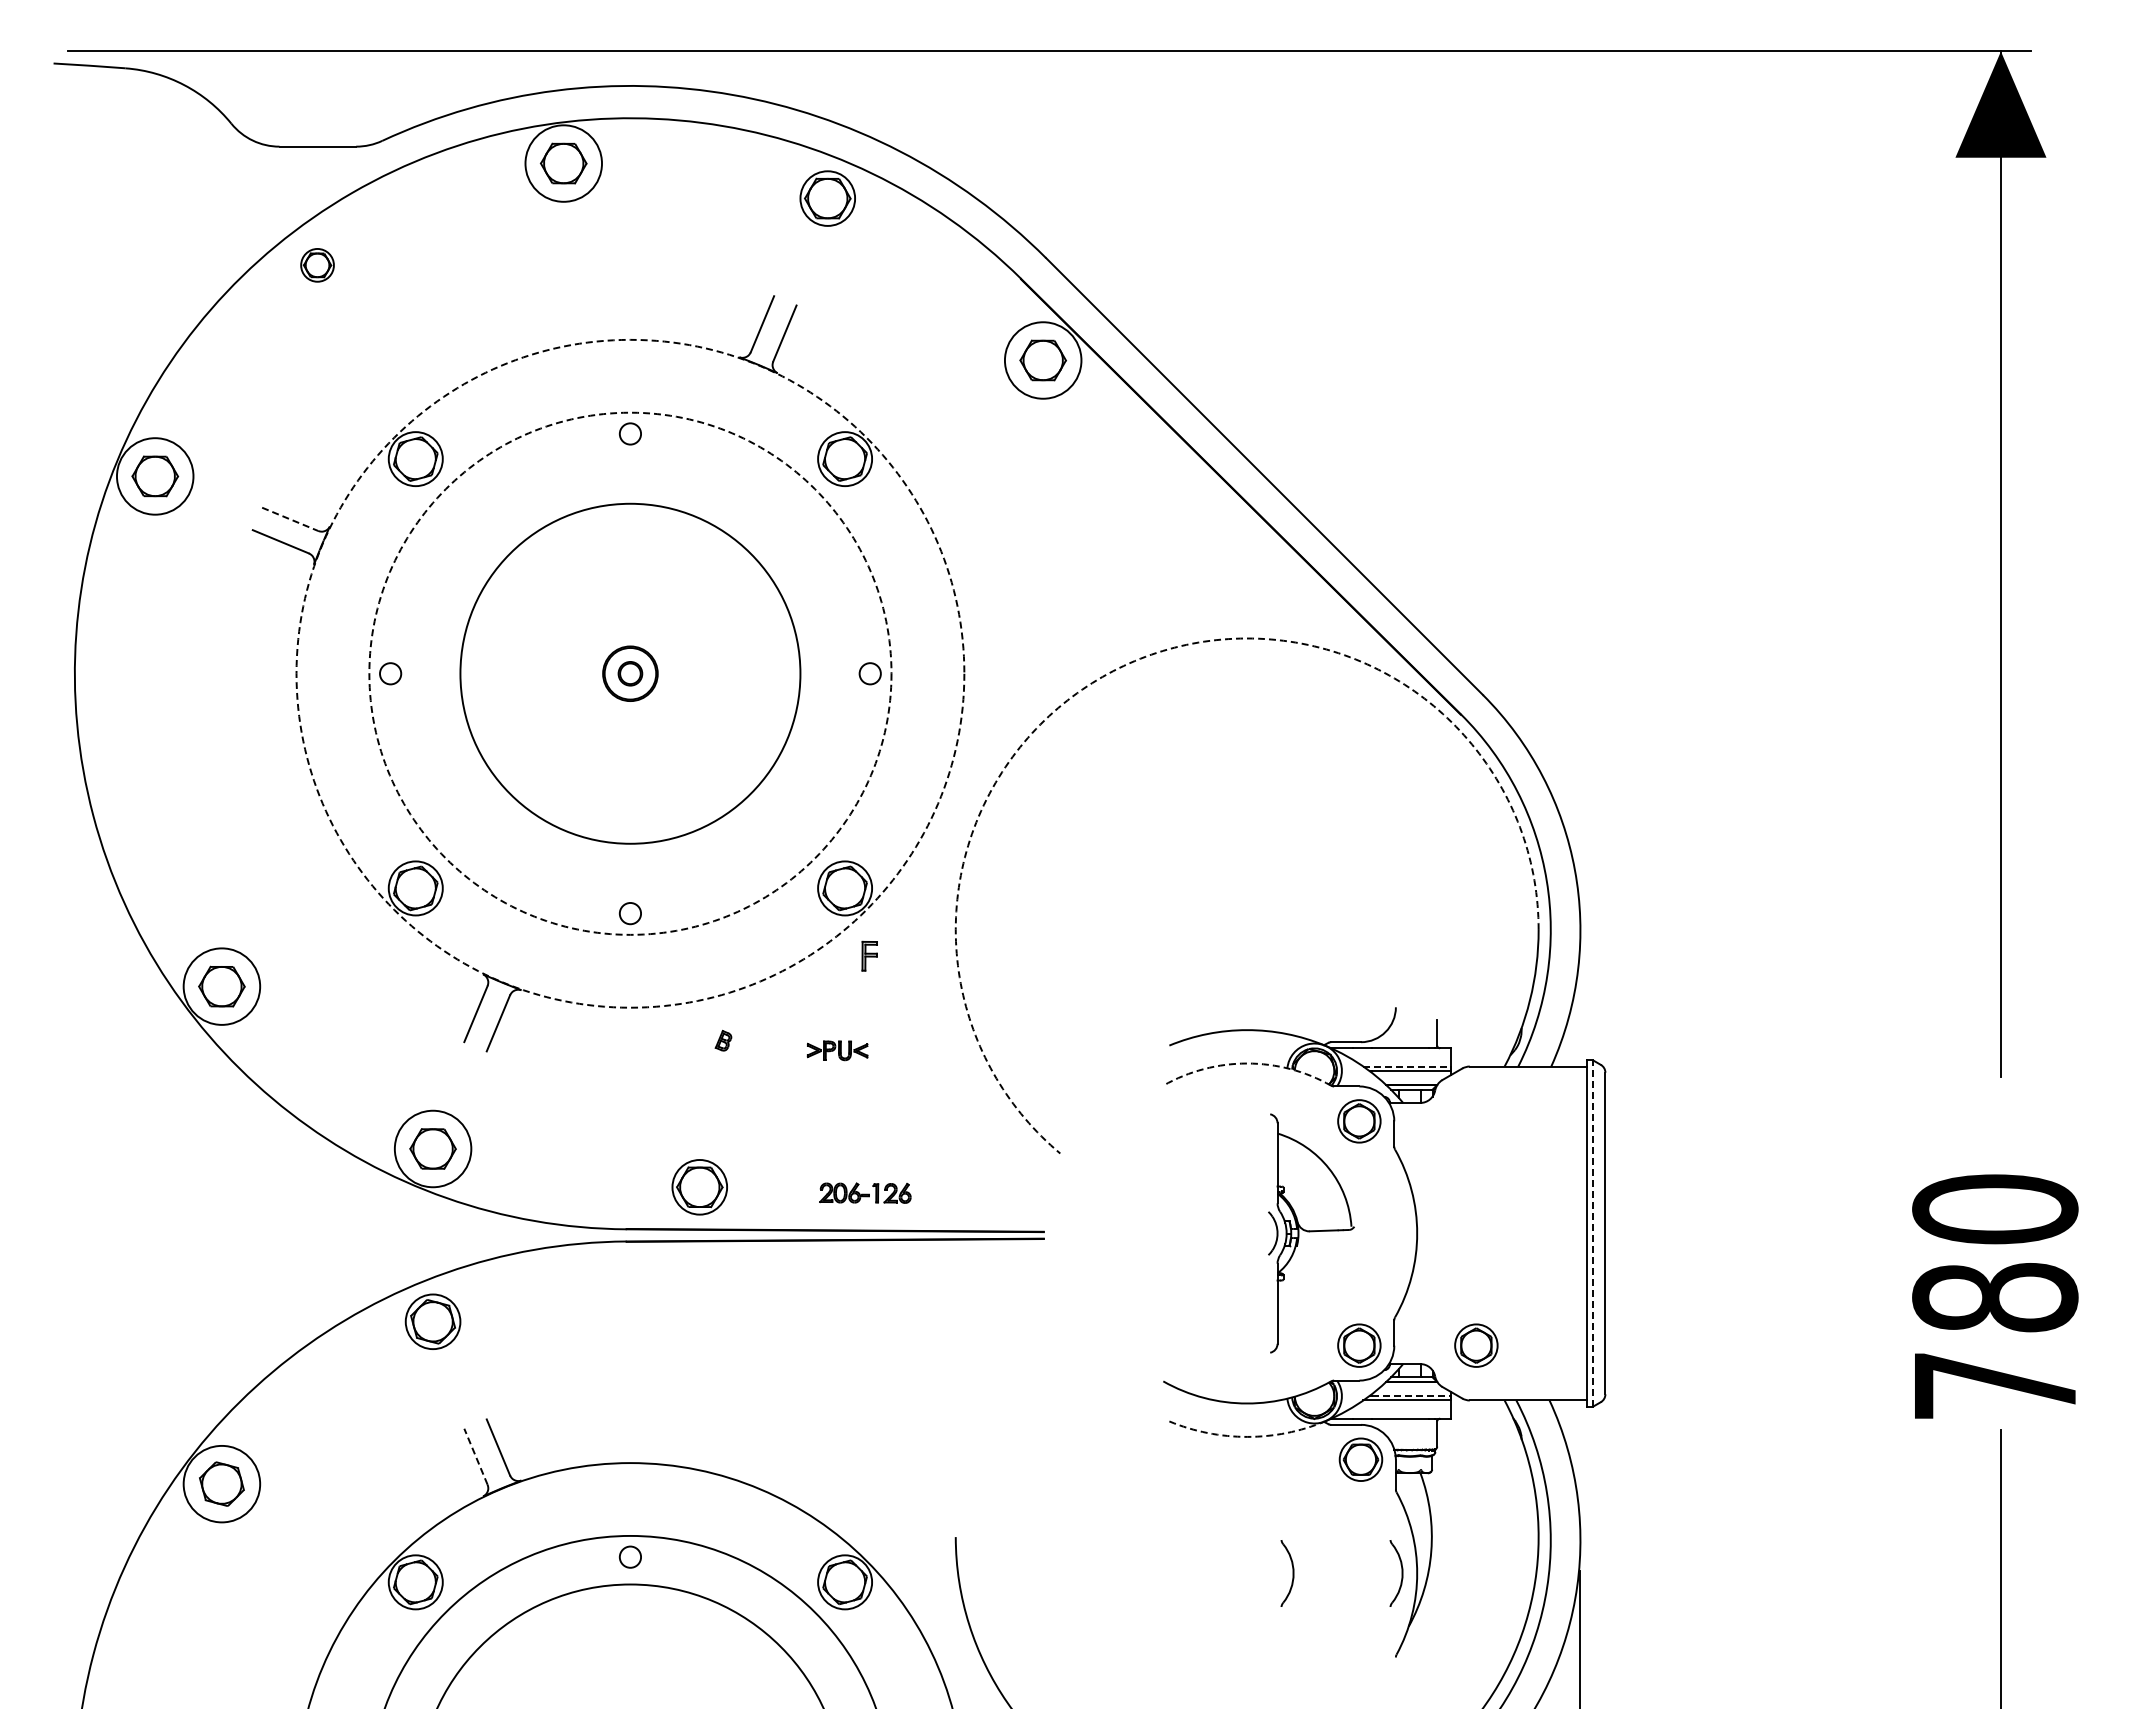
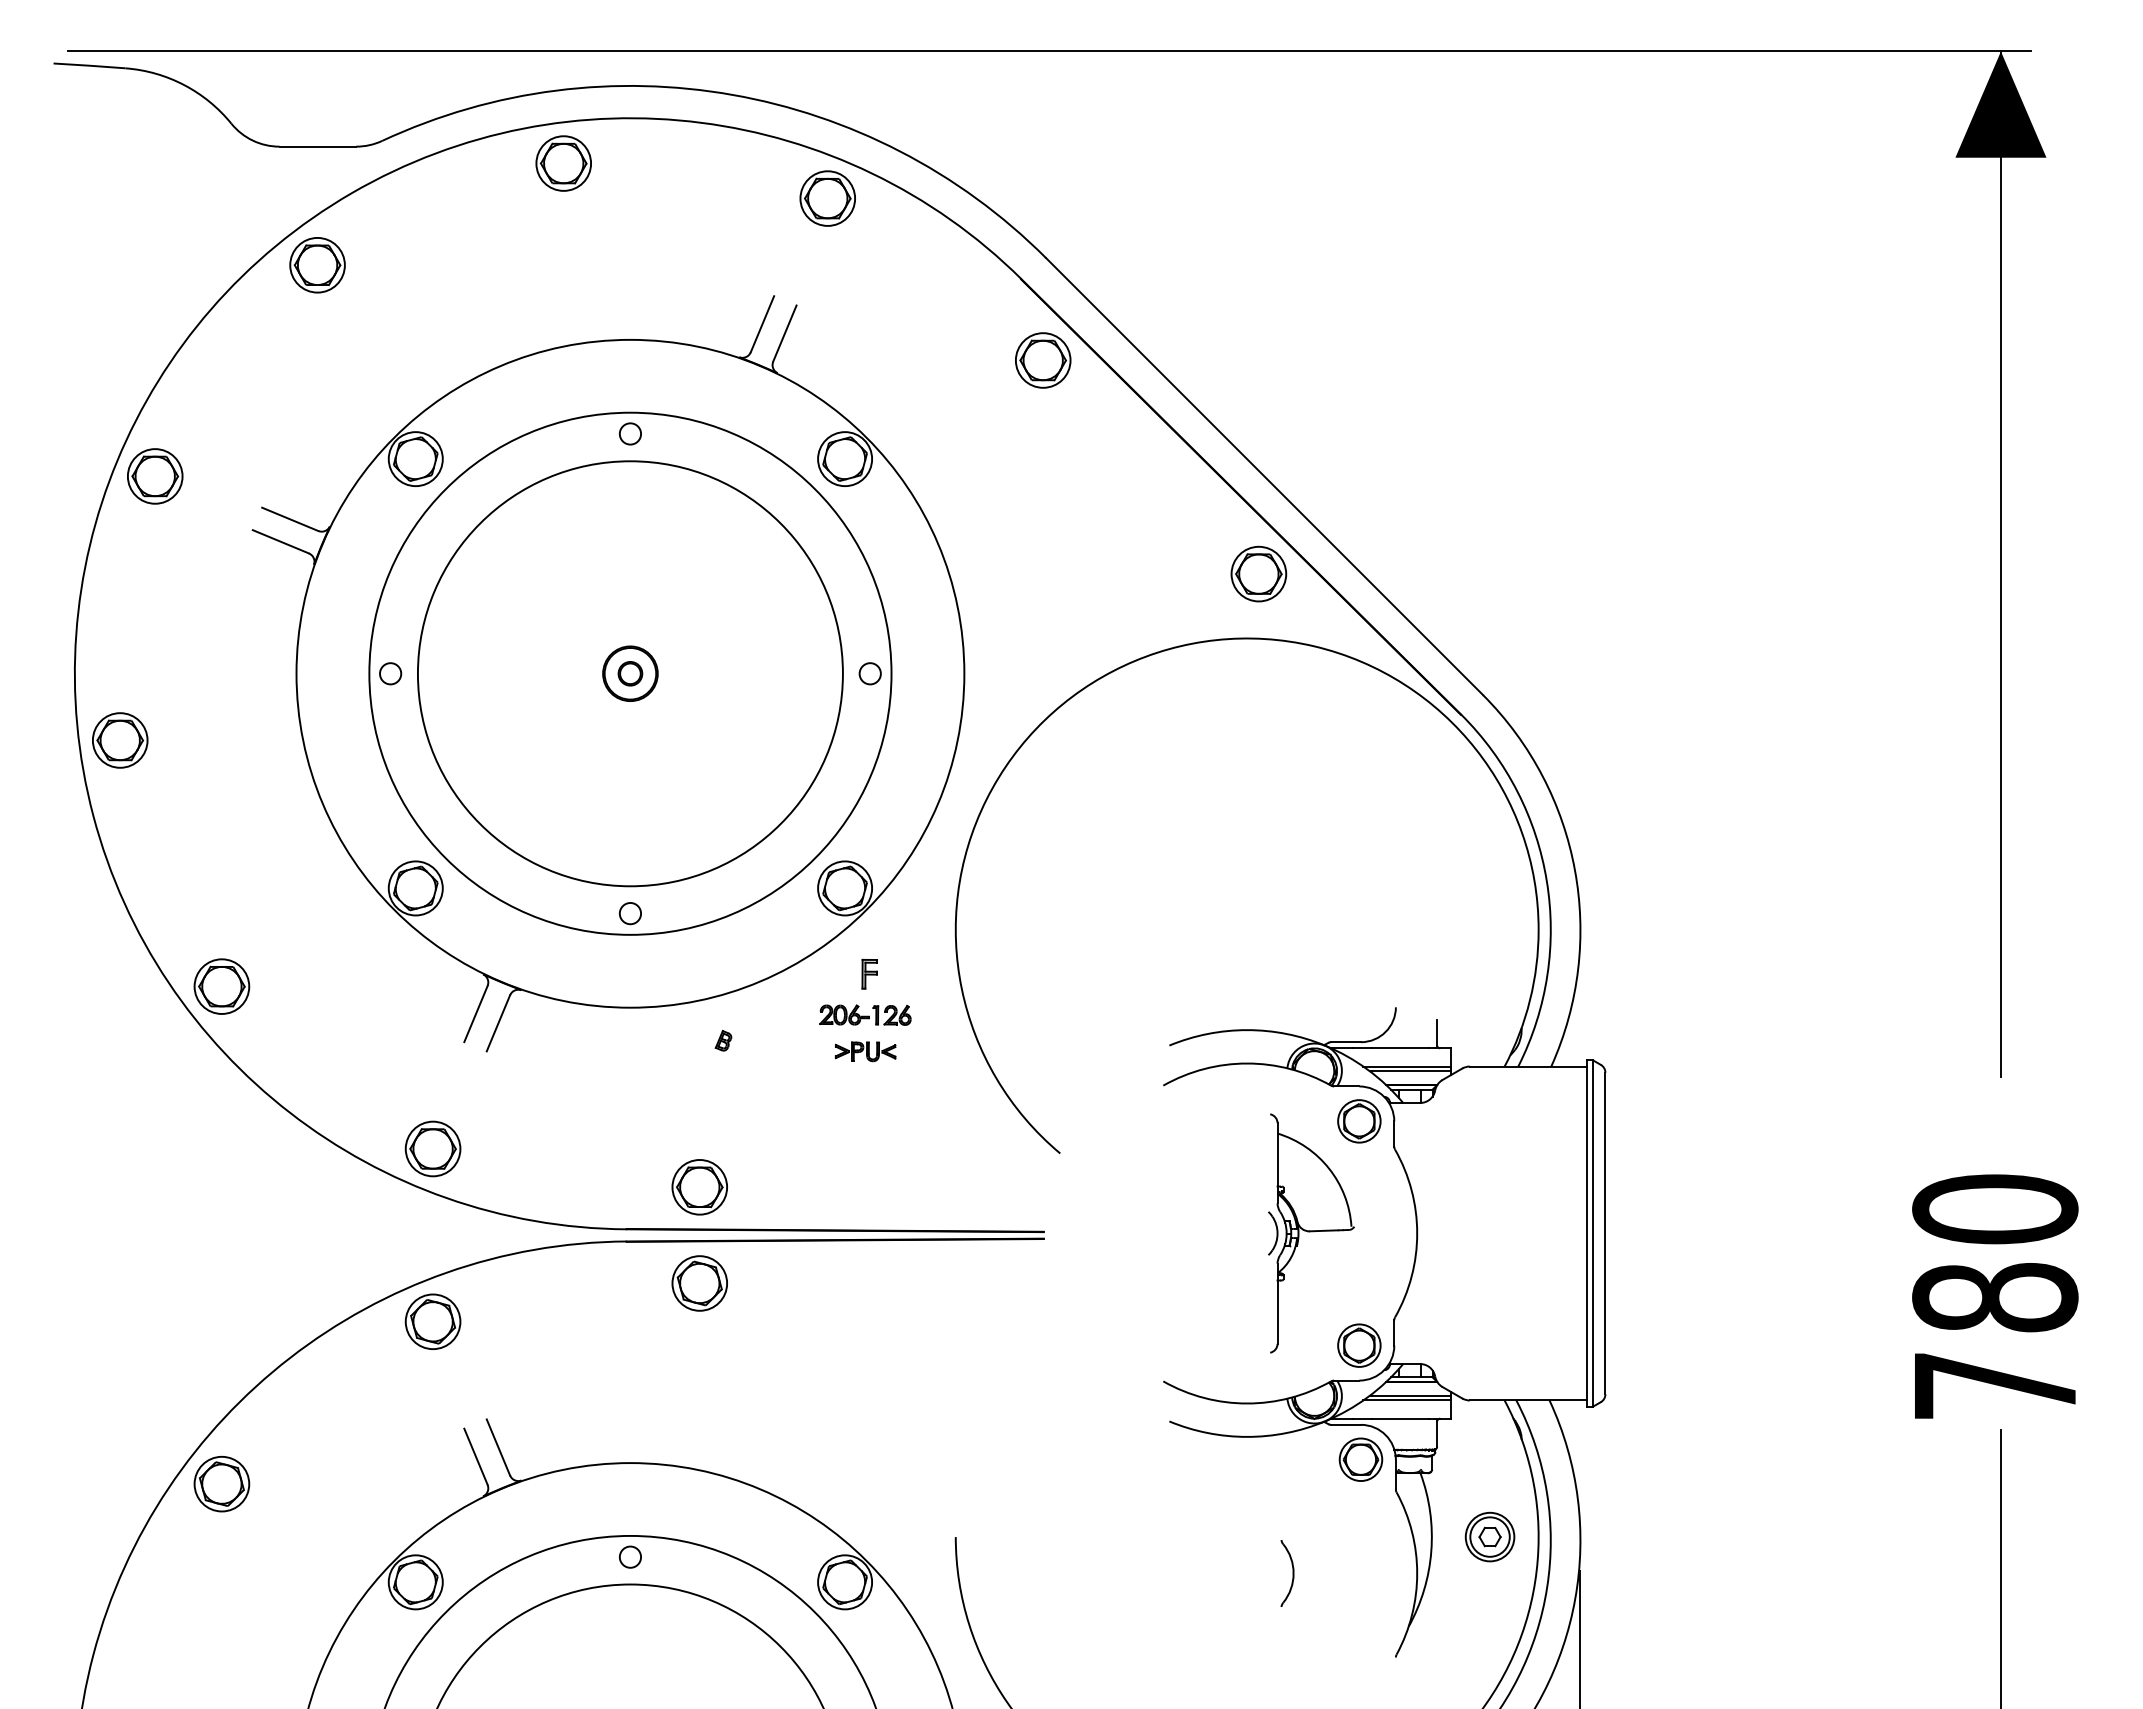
circle diameter: 76 px -> 55 px (563, 163)
part size: 35x35 px -> 57x57 px (317, 265)
circle diameter: 76 px -> 55 px (1042, 360)
circle diameter: 76 px -> 55 px (154, 476)
line: dashed -> solid (290, 519)
part: none -> present (1258, 573)
arc: dashed -> solid (1123, 665)
circle diameter: 340 px -> 425 px (629, 673)
circle: dashed -> solid (630, 673)
circle: dashed -> solid (630, 673)
part: none -> present (120, 740)
part position: (869, 955) -> (869, 973) (869, 973)
circle diameter: 76 px -> 55 px (221, 986)
part position: (837, 1050) -> (865, 1051) (865, 1051)
arc: dashed -> solid (1247, 1063)
line: dashed -> solid (1406, 1066)
circle diameter: 76 px -> 55 px (432, 1148)
part position: (865, 1192) -> (865, 1014) (865, 1014)
line: dashed -> solid (1593, 1233)
part: none -> present (699, 1283)
part: present -> none (1476, 1345)
line: dashed -> solid (1411, 1395)
arc: dashed -> solid (1247, 1436)
line: dashed -> solid (475, 1456)
circle diameter: 76 px -> 55 px (221, 1483)
part: none -> present (1489, 1536)
part: present -> none (1396, 1573)
